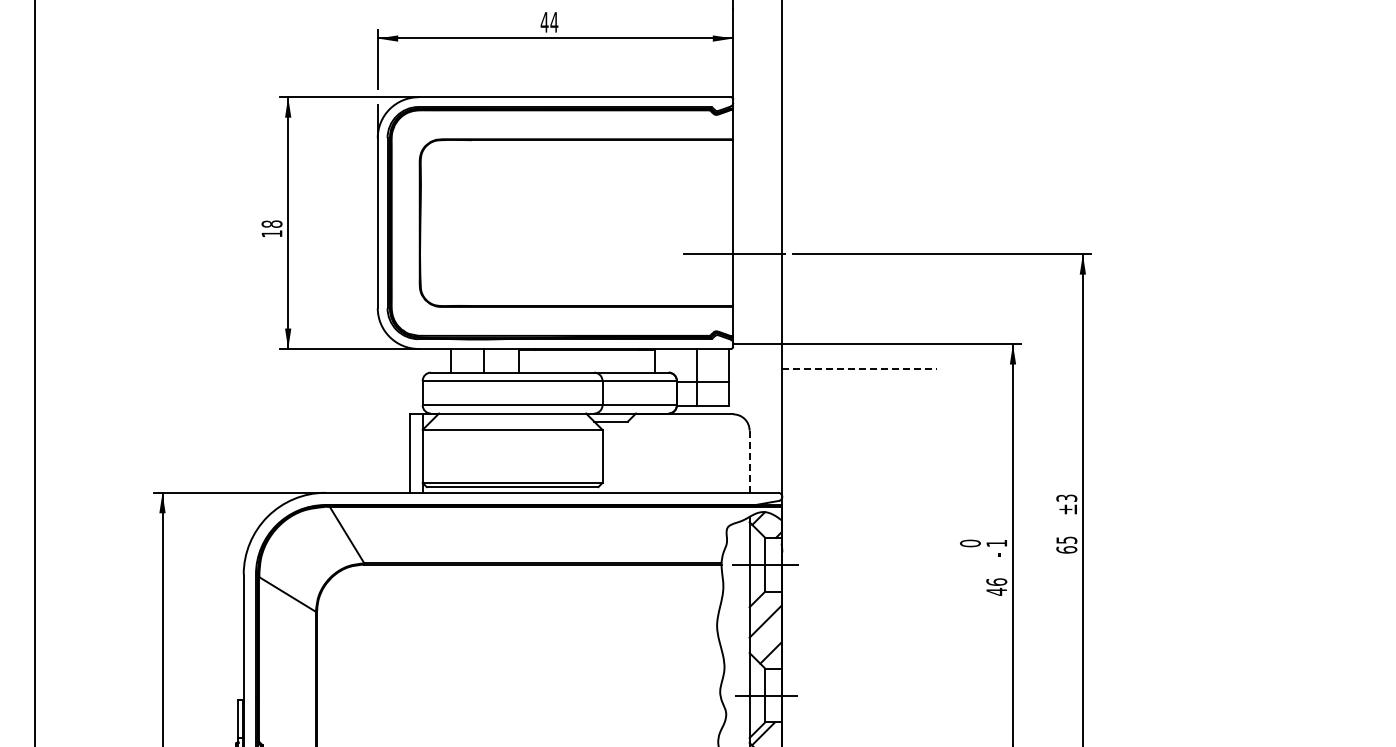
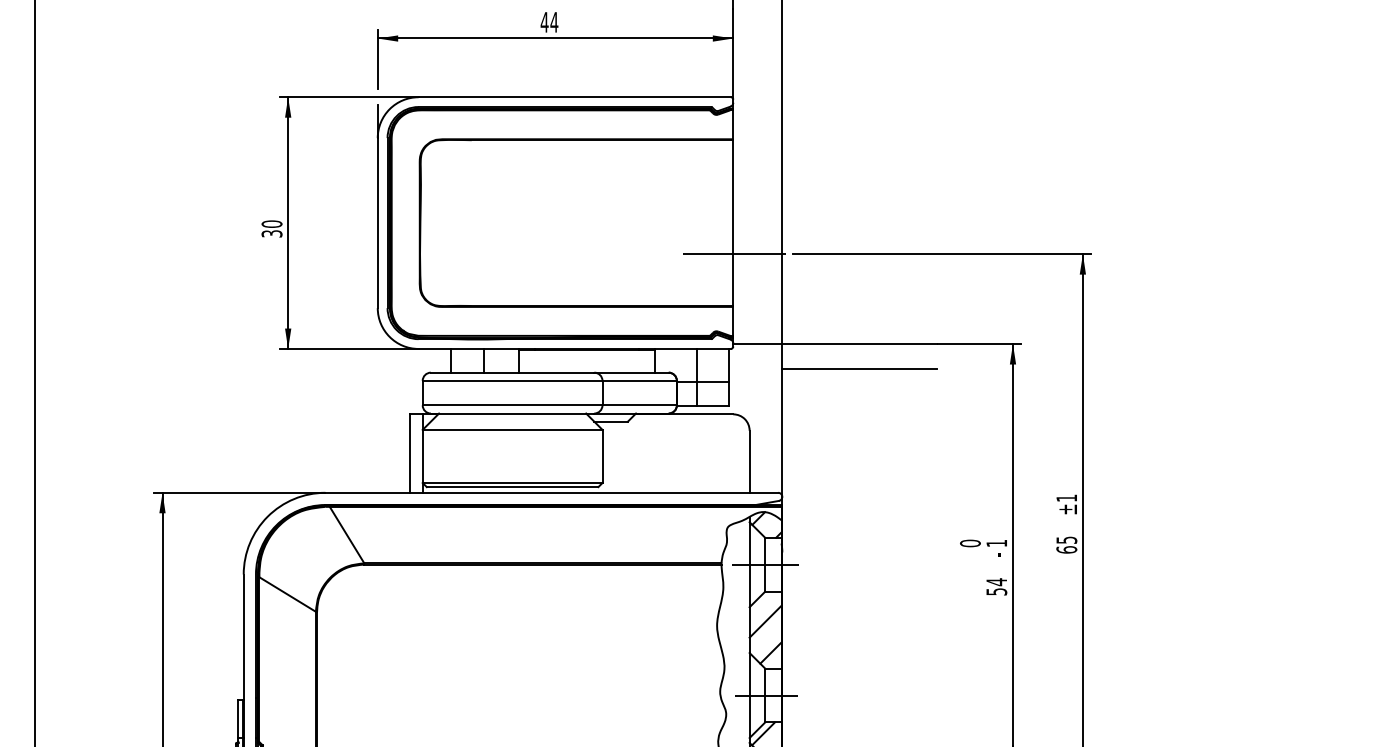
text: 18 -> 30 (271, 228)
line: dashed -> solid (859, 368)
line: dashed -> solid (749, 461)
text: ±3 -> ±1 (1066, 497)
text: 46 -> 54 (996, 586)
